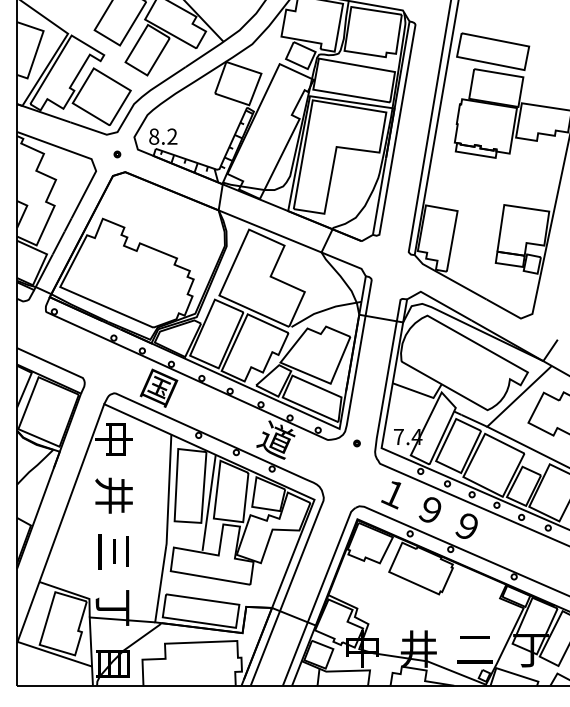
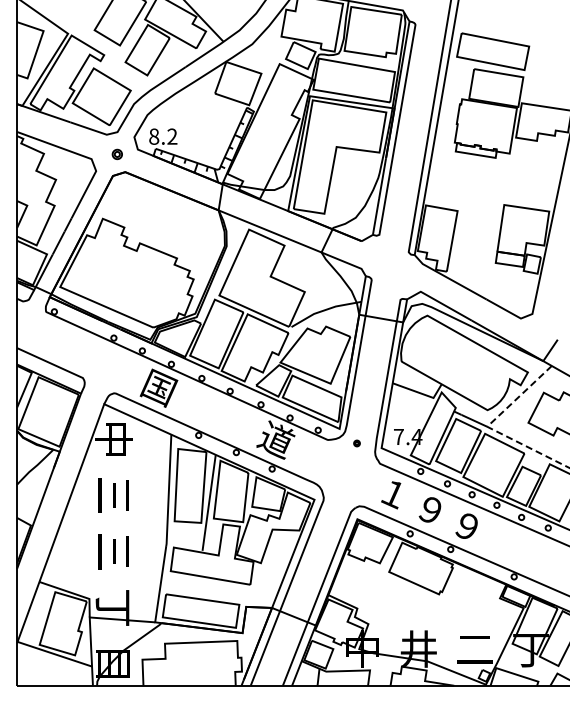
part size: 9x9 px -> 12x13 px (116, 154)
line: solid -> dashed (489, 427)
text: 井 -> 三 (113, 495)
